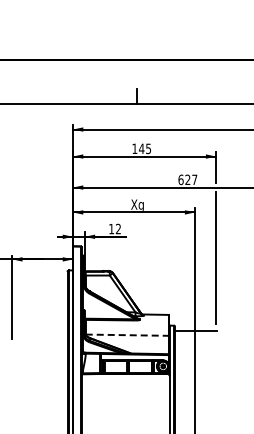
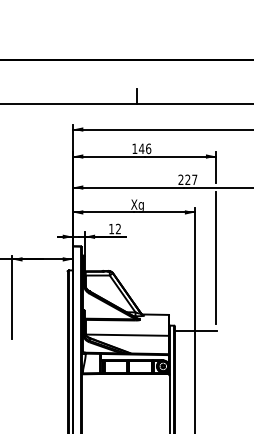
text: 145 -> 146 (148, 148)
text: 627 -> 227 (180, 179)
line: dashed -> solid (127, 335)
